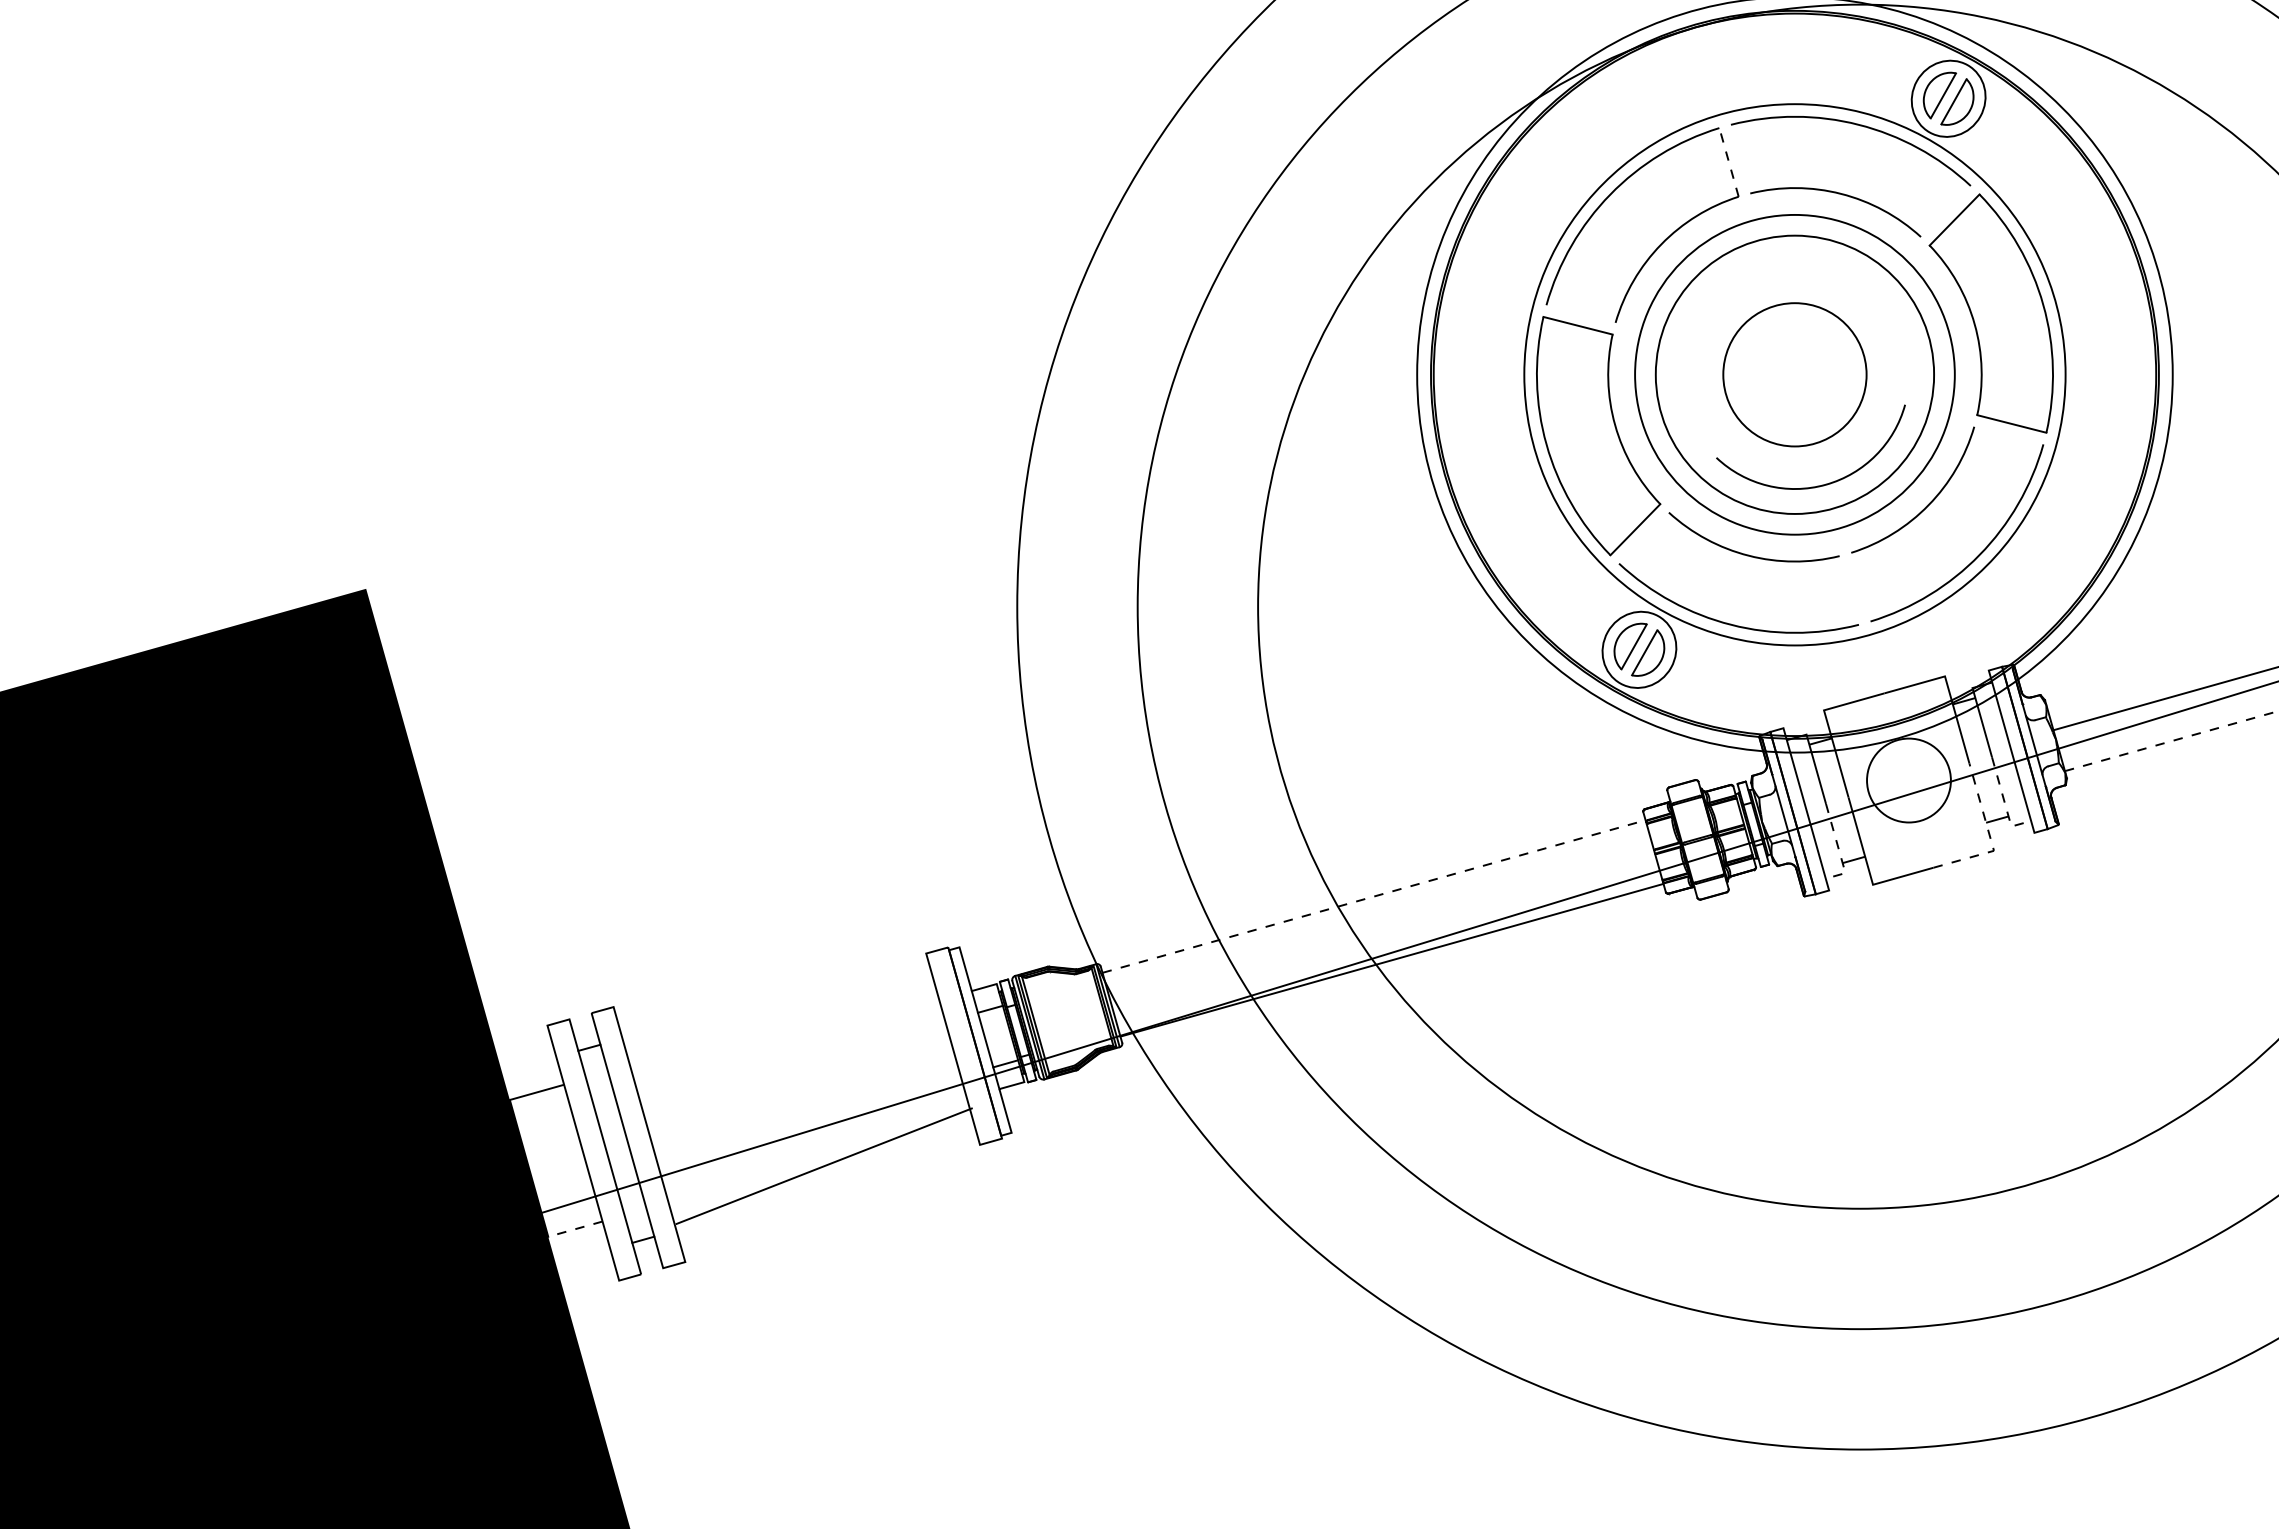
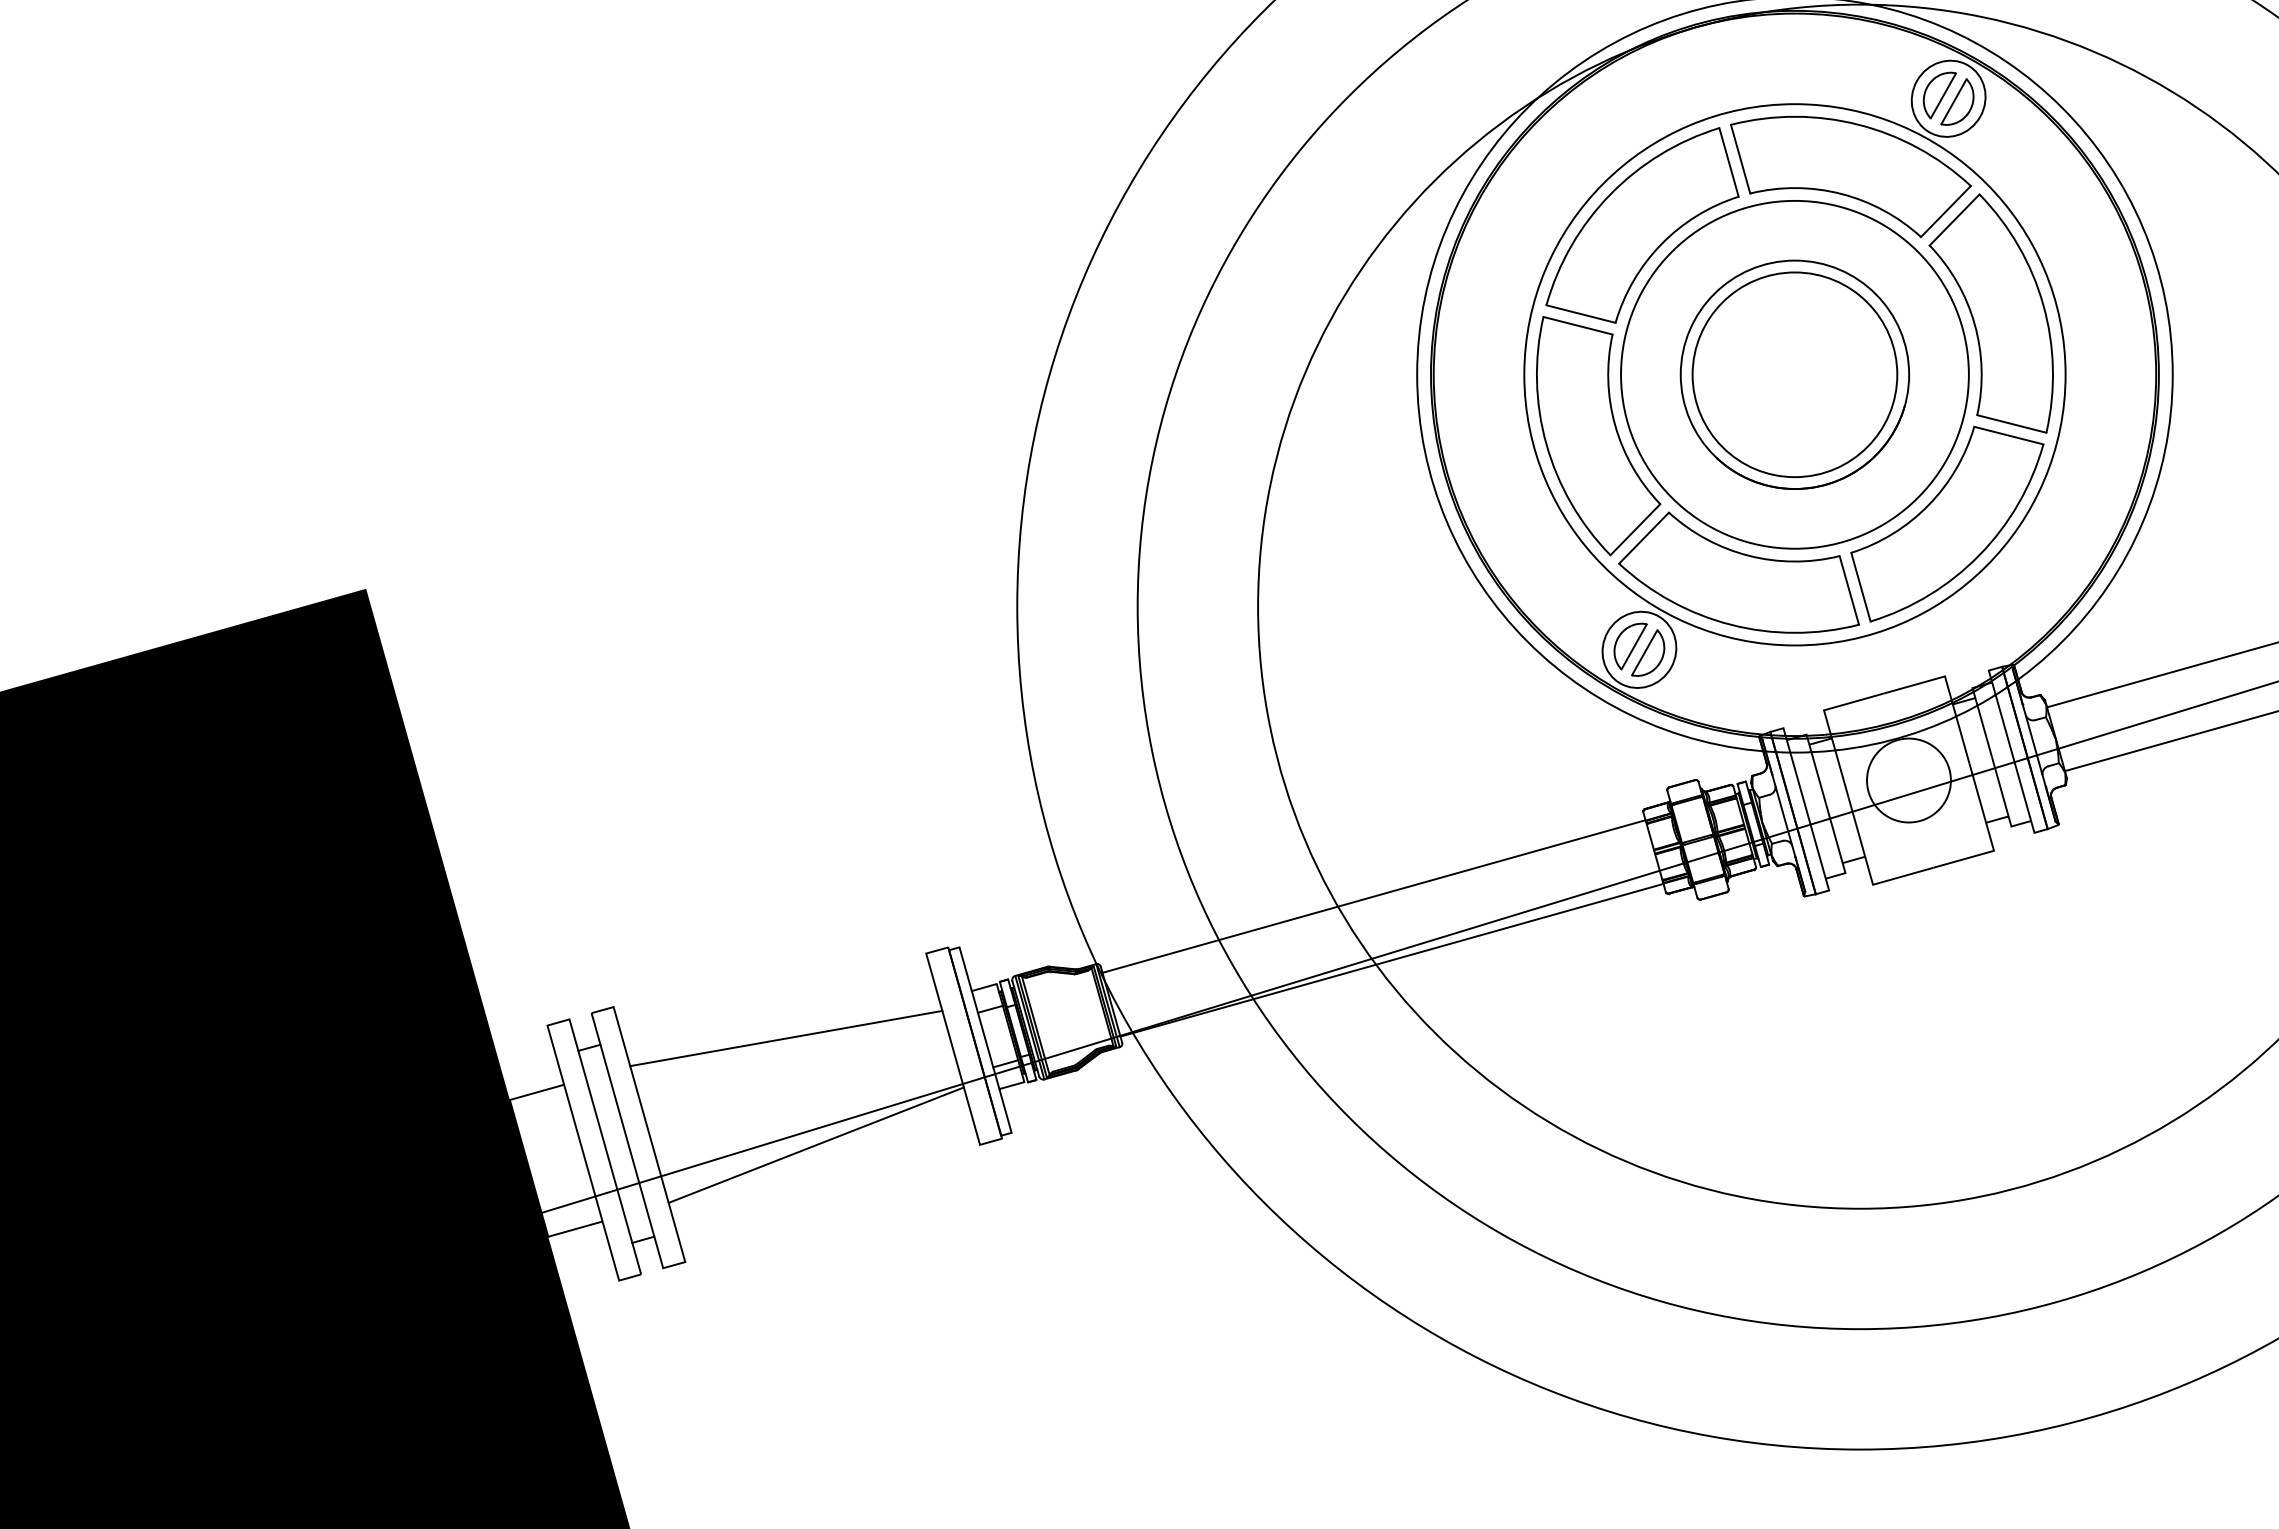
line: none -> present (1740, 158)
line: dashed -> solid (1729, 162)
line: none -> present (1945, 211)
line: none -> present (1580, 313)
circle diameter: 143 px -> 205 px (1794, 374)
circle diameter: 278 px -> 348 px (1794, 374)
circle diameter: 320 px -> 228 px (1794, 374)
line: none -> present (2008, 435)
line: none -> present (1644, 537)
line: none -> present (1860, 586)
line: none -> present (1849, 590)
line position: (2164, 698) -> (2161, 675) (2161, 675)
line: dashed -> solid (2171, 741)
line: dashed -> solid (2004, 802)
line: dashed -> solid (1990, 837)
line: dashed -> solid (1838, 849)
line: dashed -> solid (1374, 896)
line: none -> present (786, 1038)
line position: (823, 1165) -> (815, 1144) (815, 1144)
line: dashed -> solid (574, 1229)
